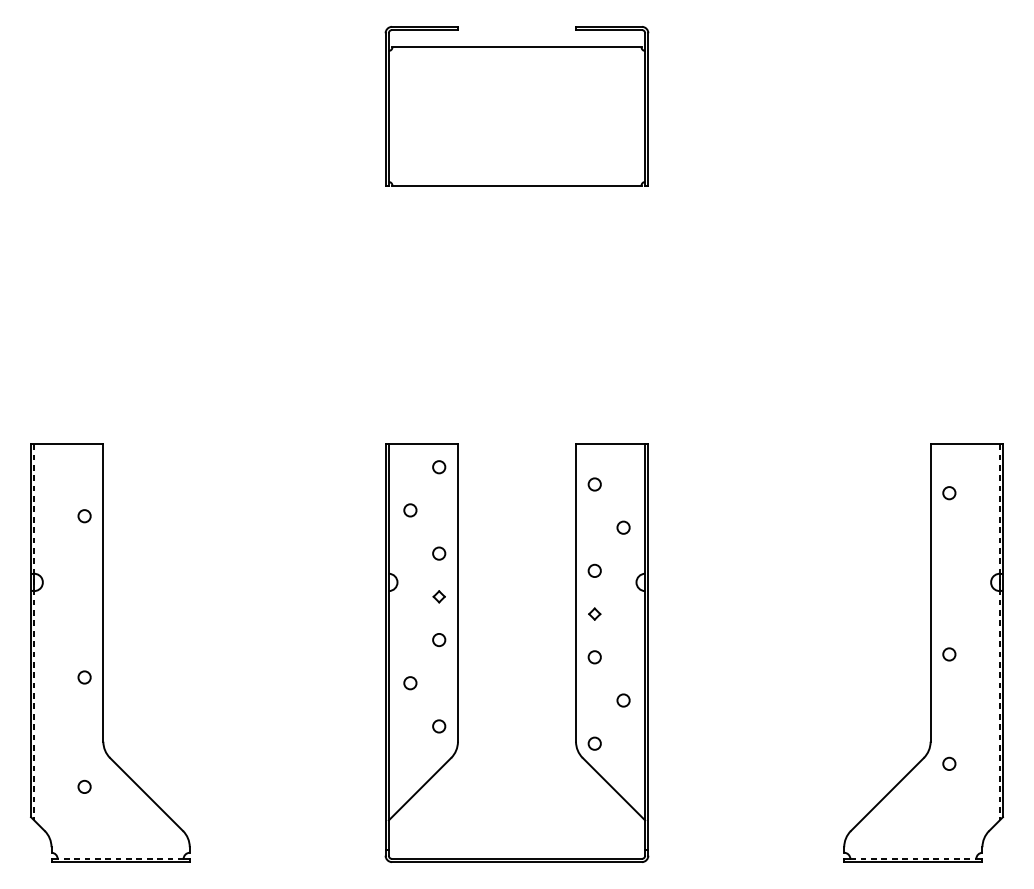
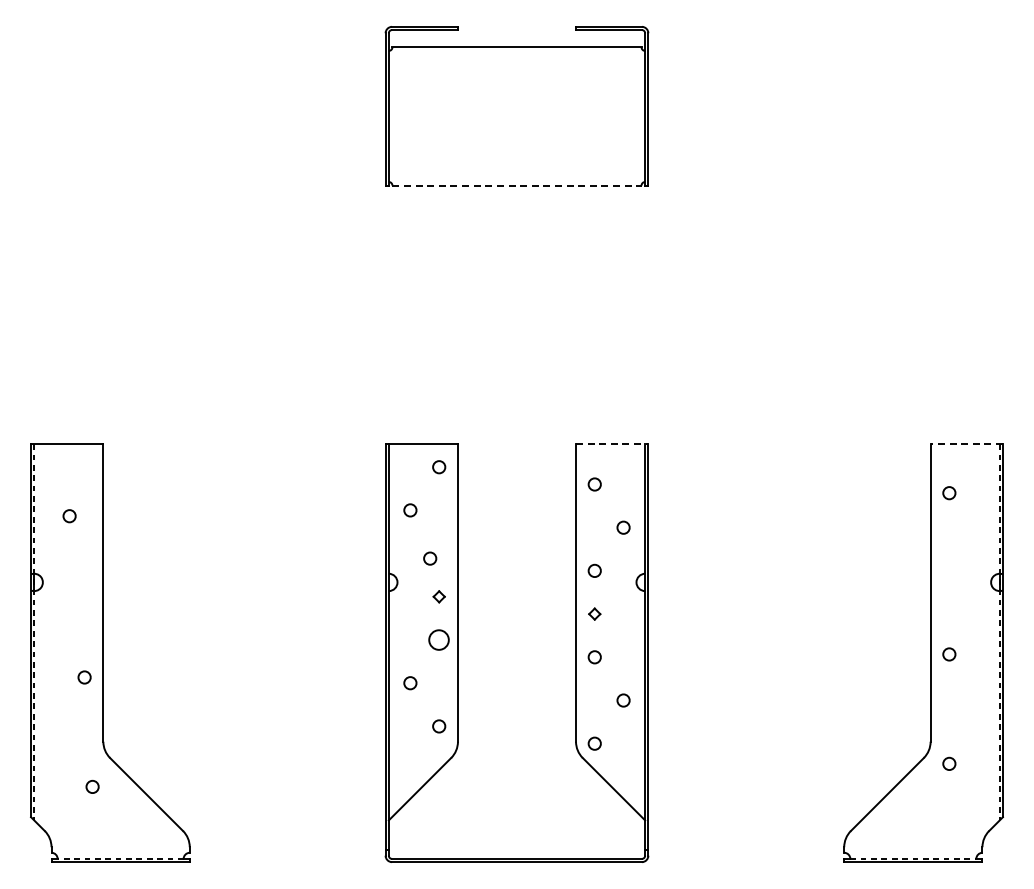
line: solid -> dashed (517, 185)
line: solid -> dashed (612, 444)
line: solid -> dashed (966, 444)
circle position: (84, 516) -> (69, 516) (69, 516)
circle position: (439, 553) -> (430, 558) (430, 558)
circle size: 15x14 px -> 22x22 px (438, 639)
circle position: (84, 786) -> (92, 786) (92, 786)
